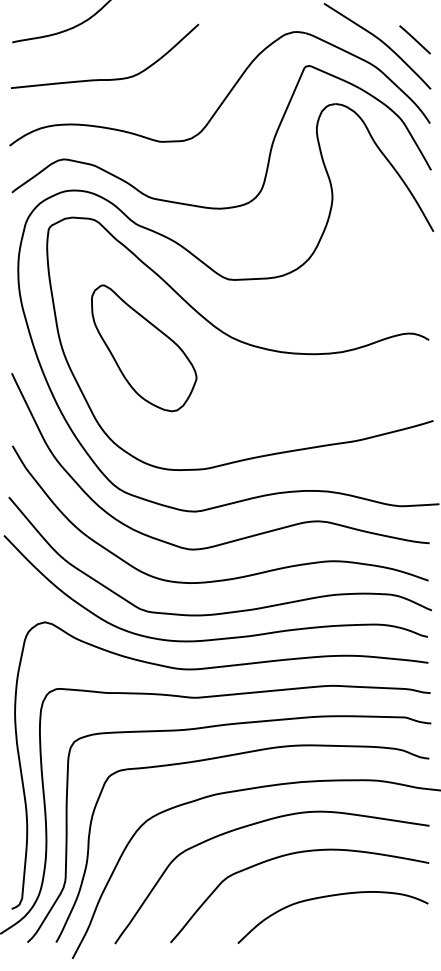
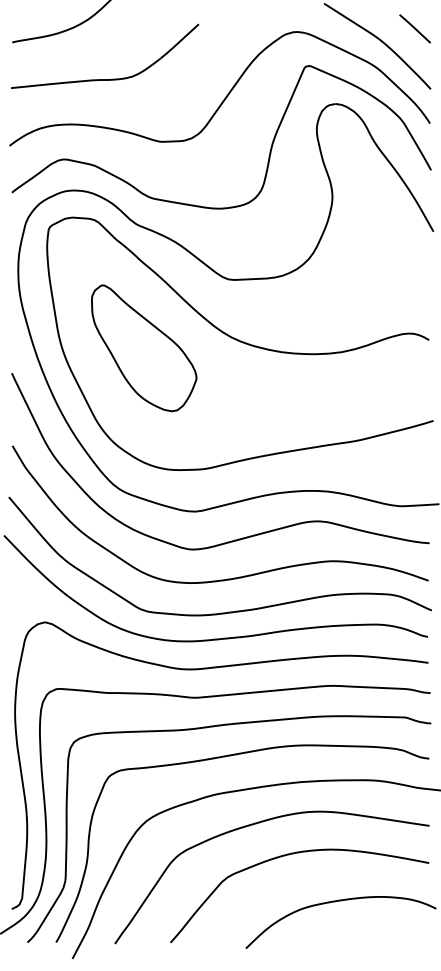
line position: (414, 39) -> (414, 28) (414, 28)
curve position: (327, 897) -> (335, 902) (335, 902)
